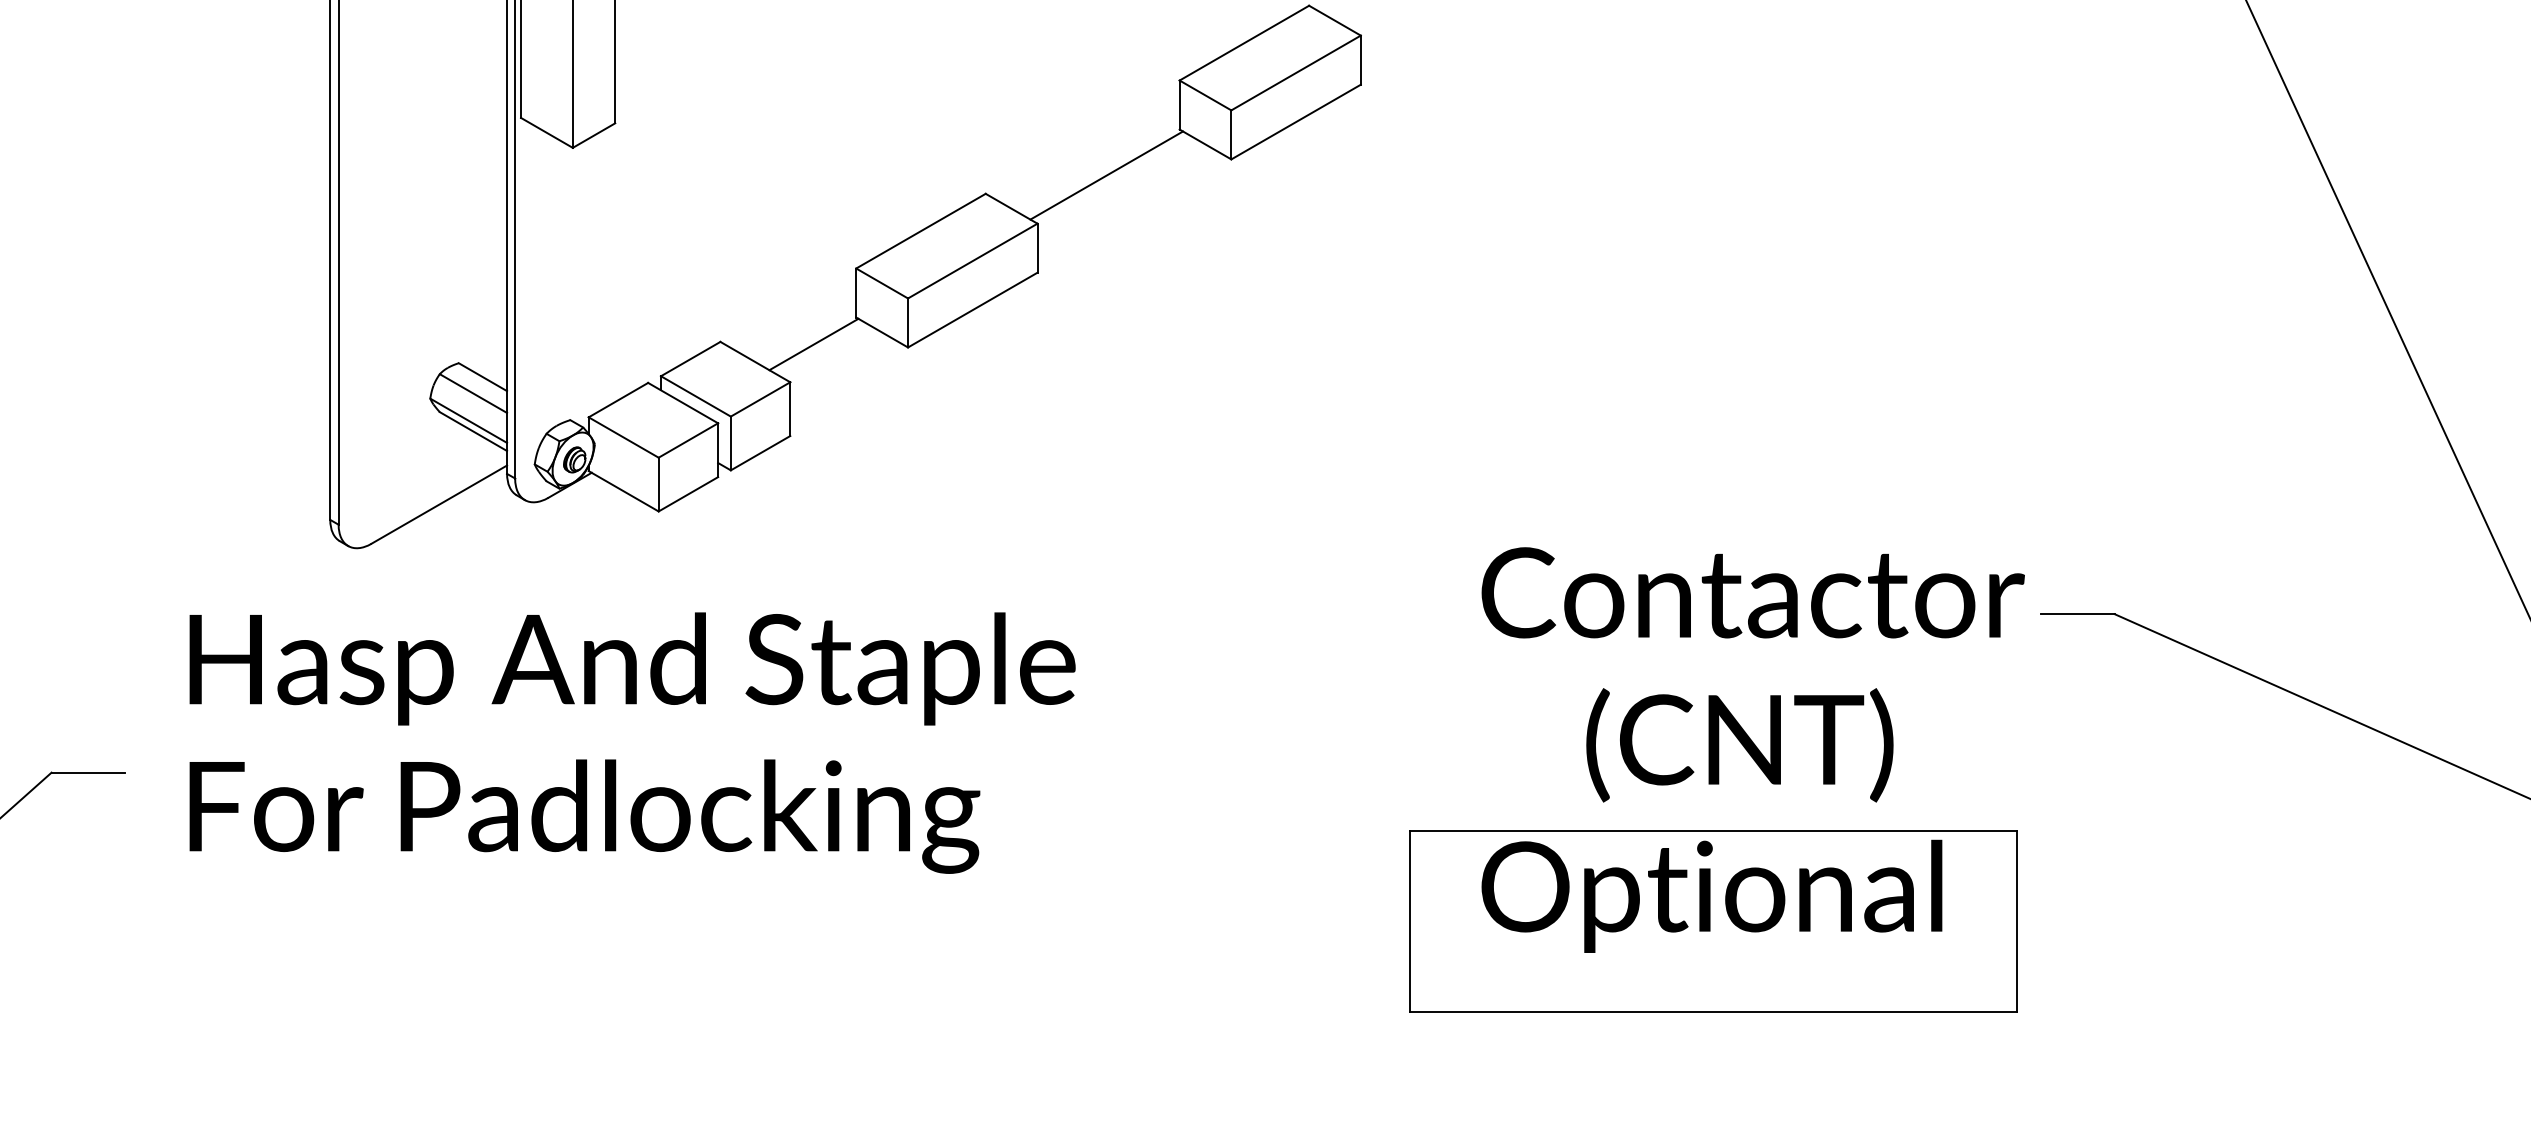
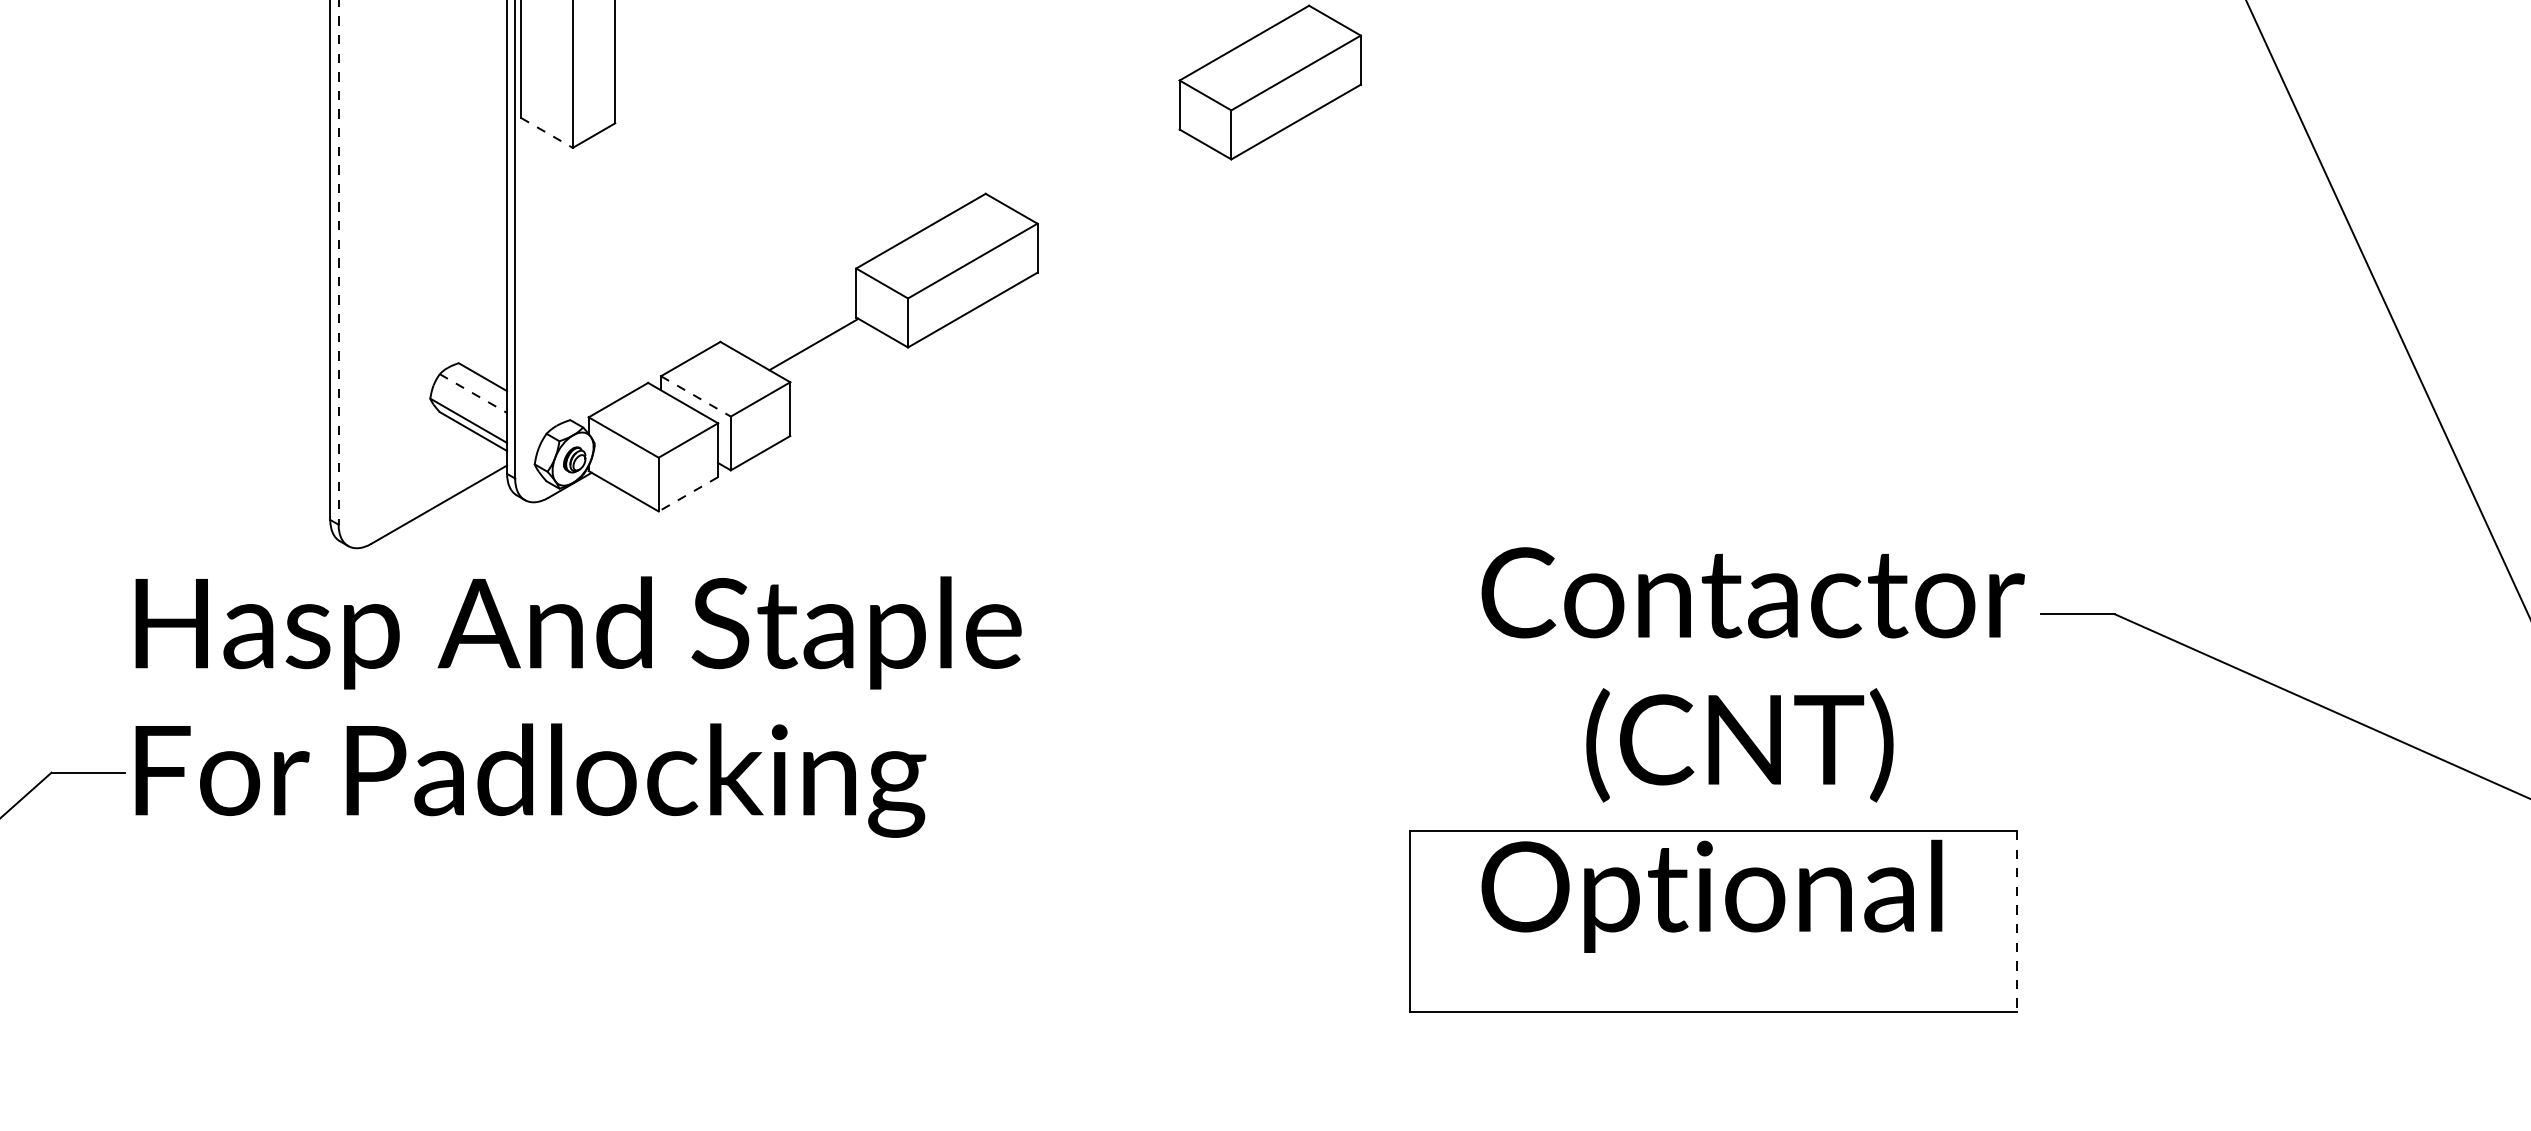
line: solid -> dashed (546, 132)
line: present -> none (1106, 175)
line: solid -> dashed (338, 262)
line: solid -> dashed (473, 393)
line: solid -> dashed (696, 396)
line: solid -> dashed (687, 494)
text position: (632, 742) -> (578, 706) (578, 706)
line: solid -> dashed (2016, 921)
